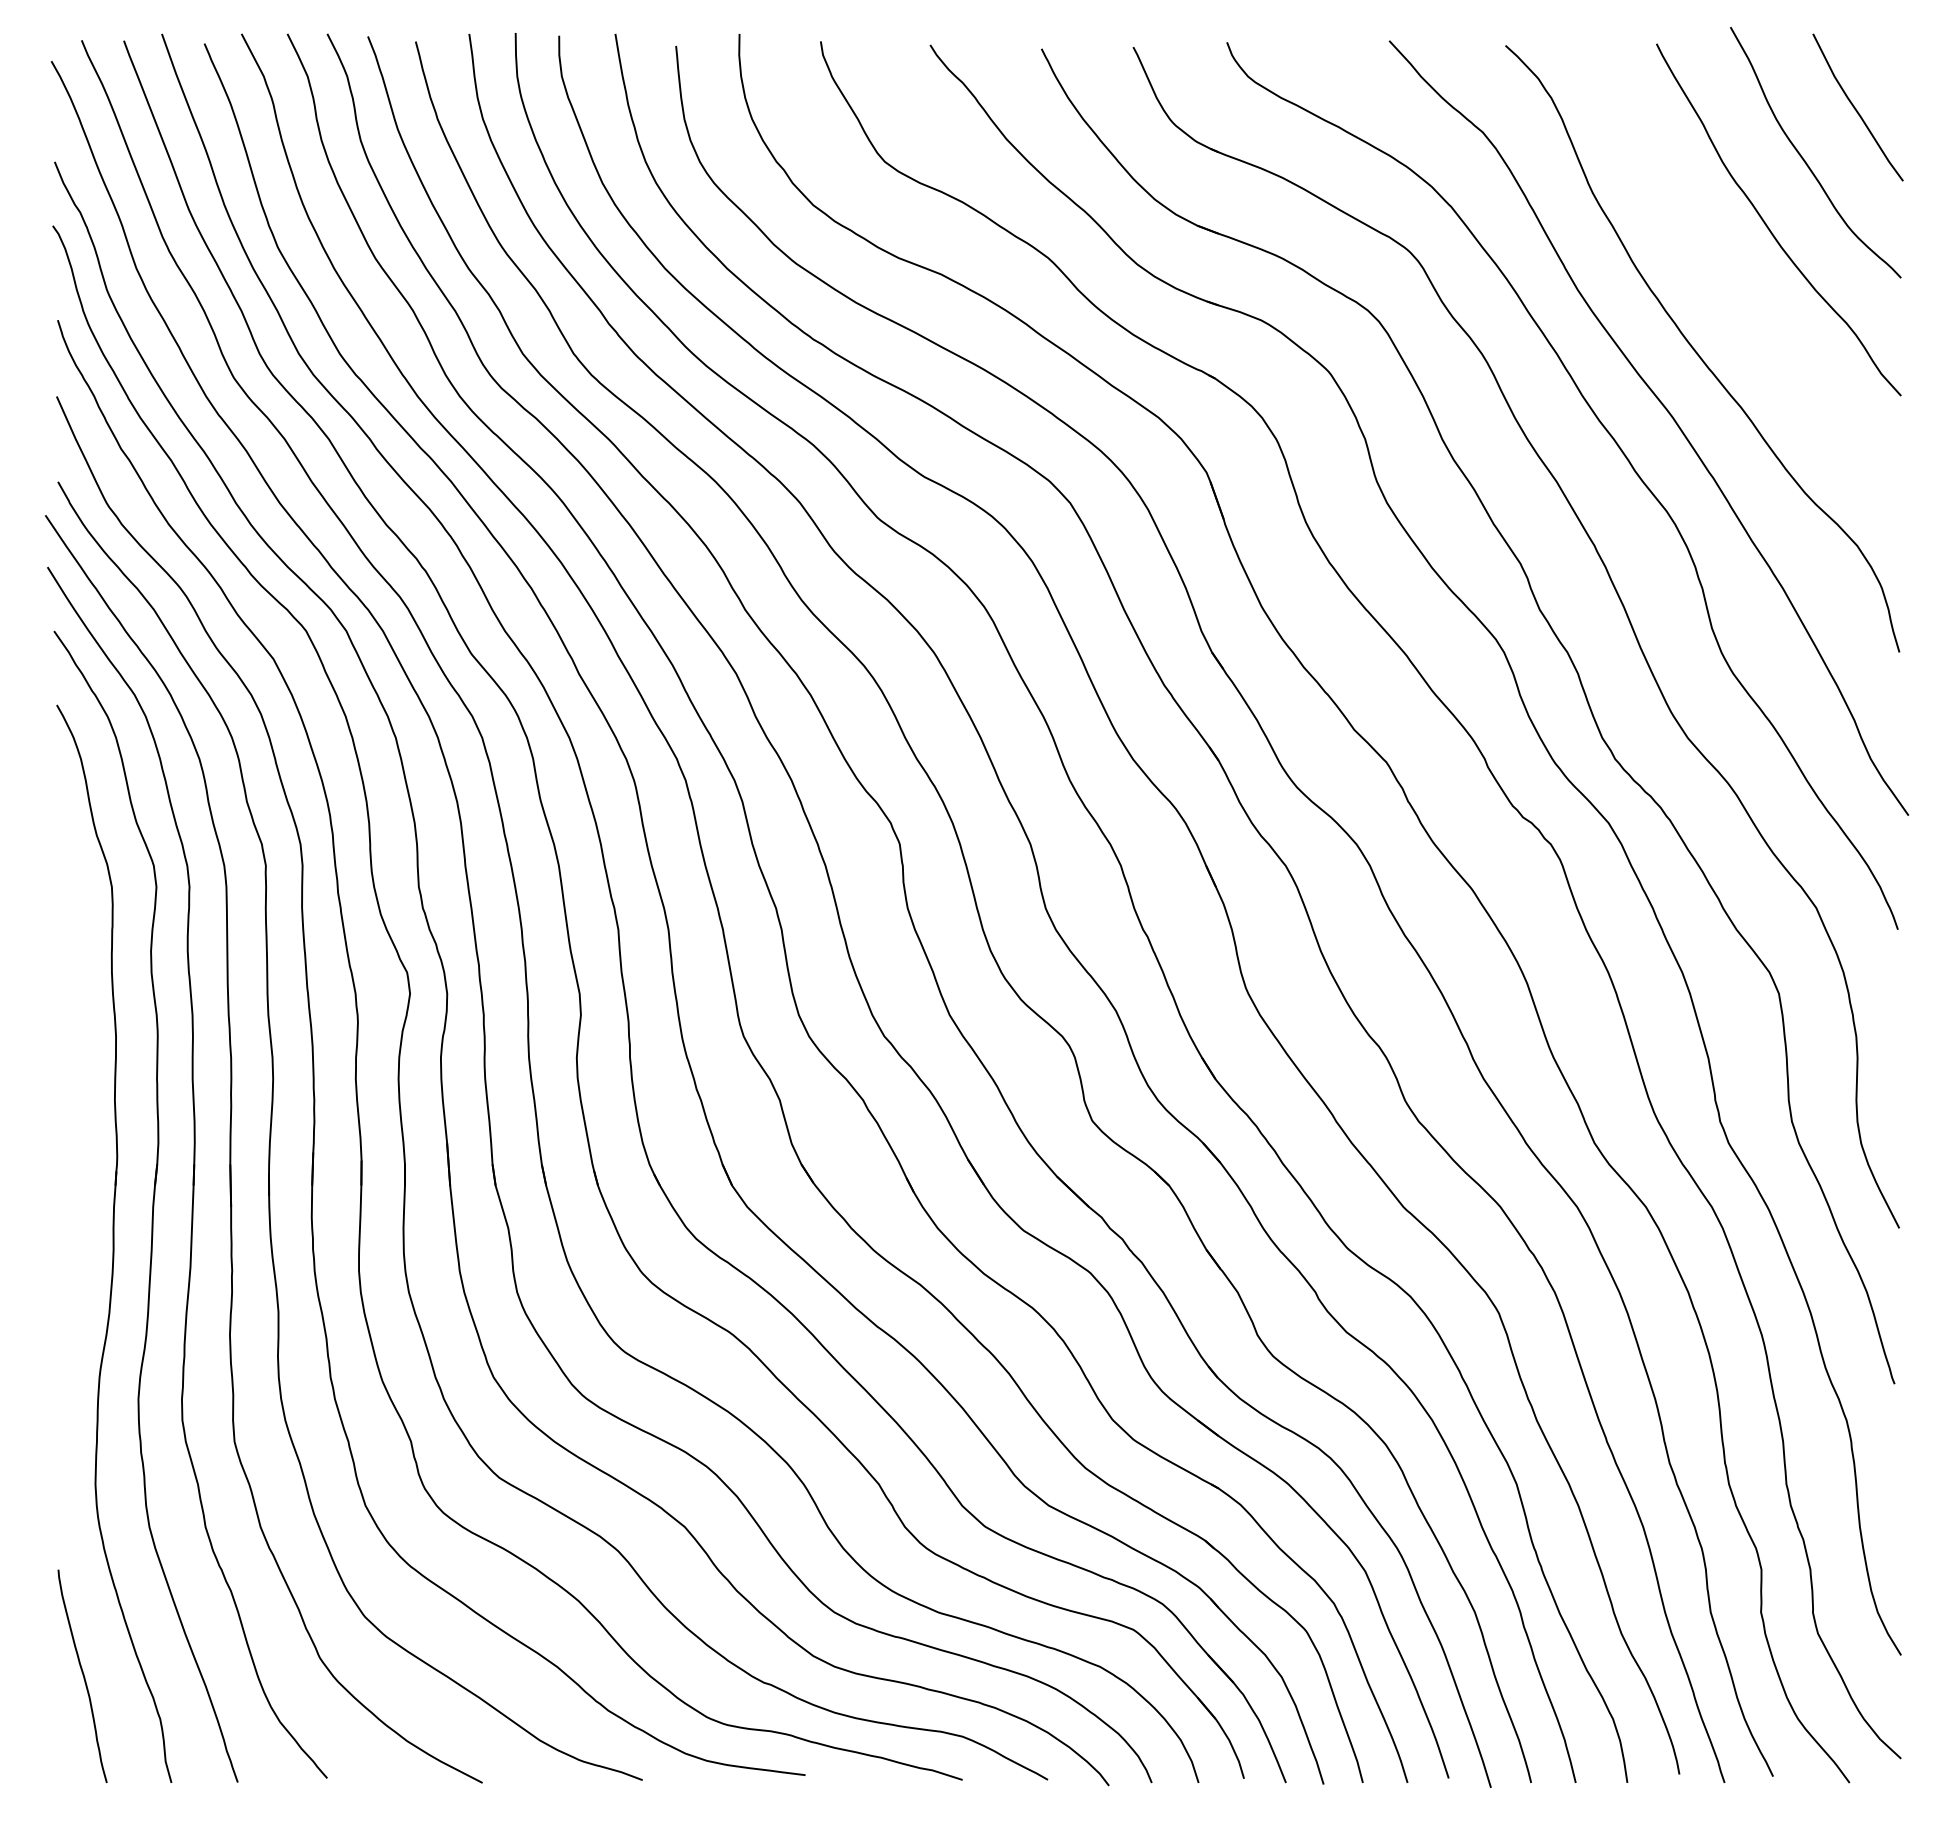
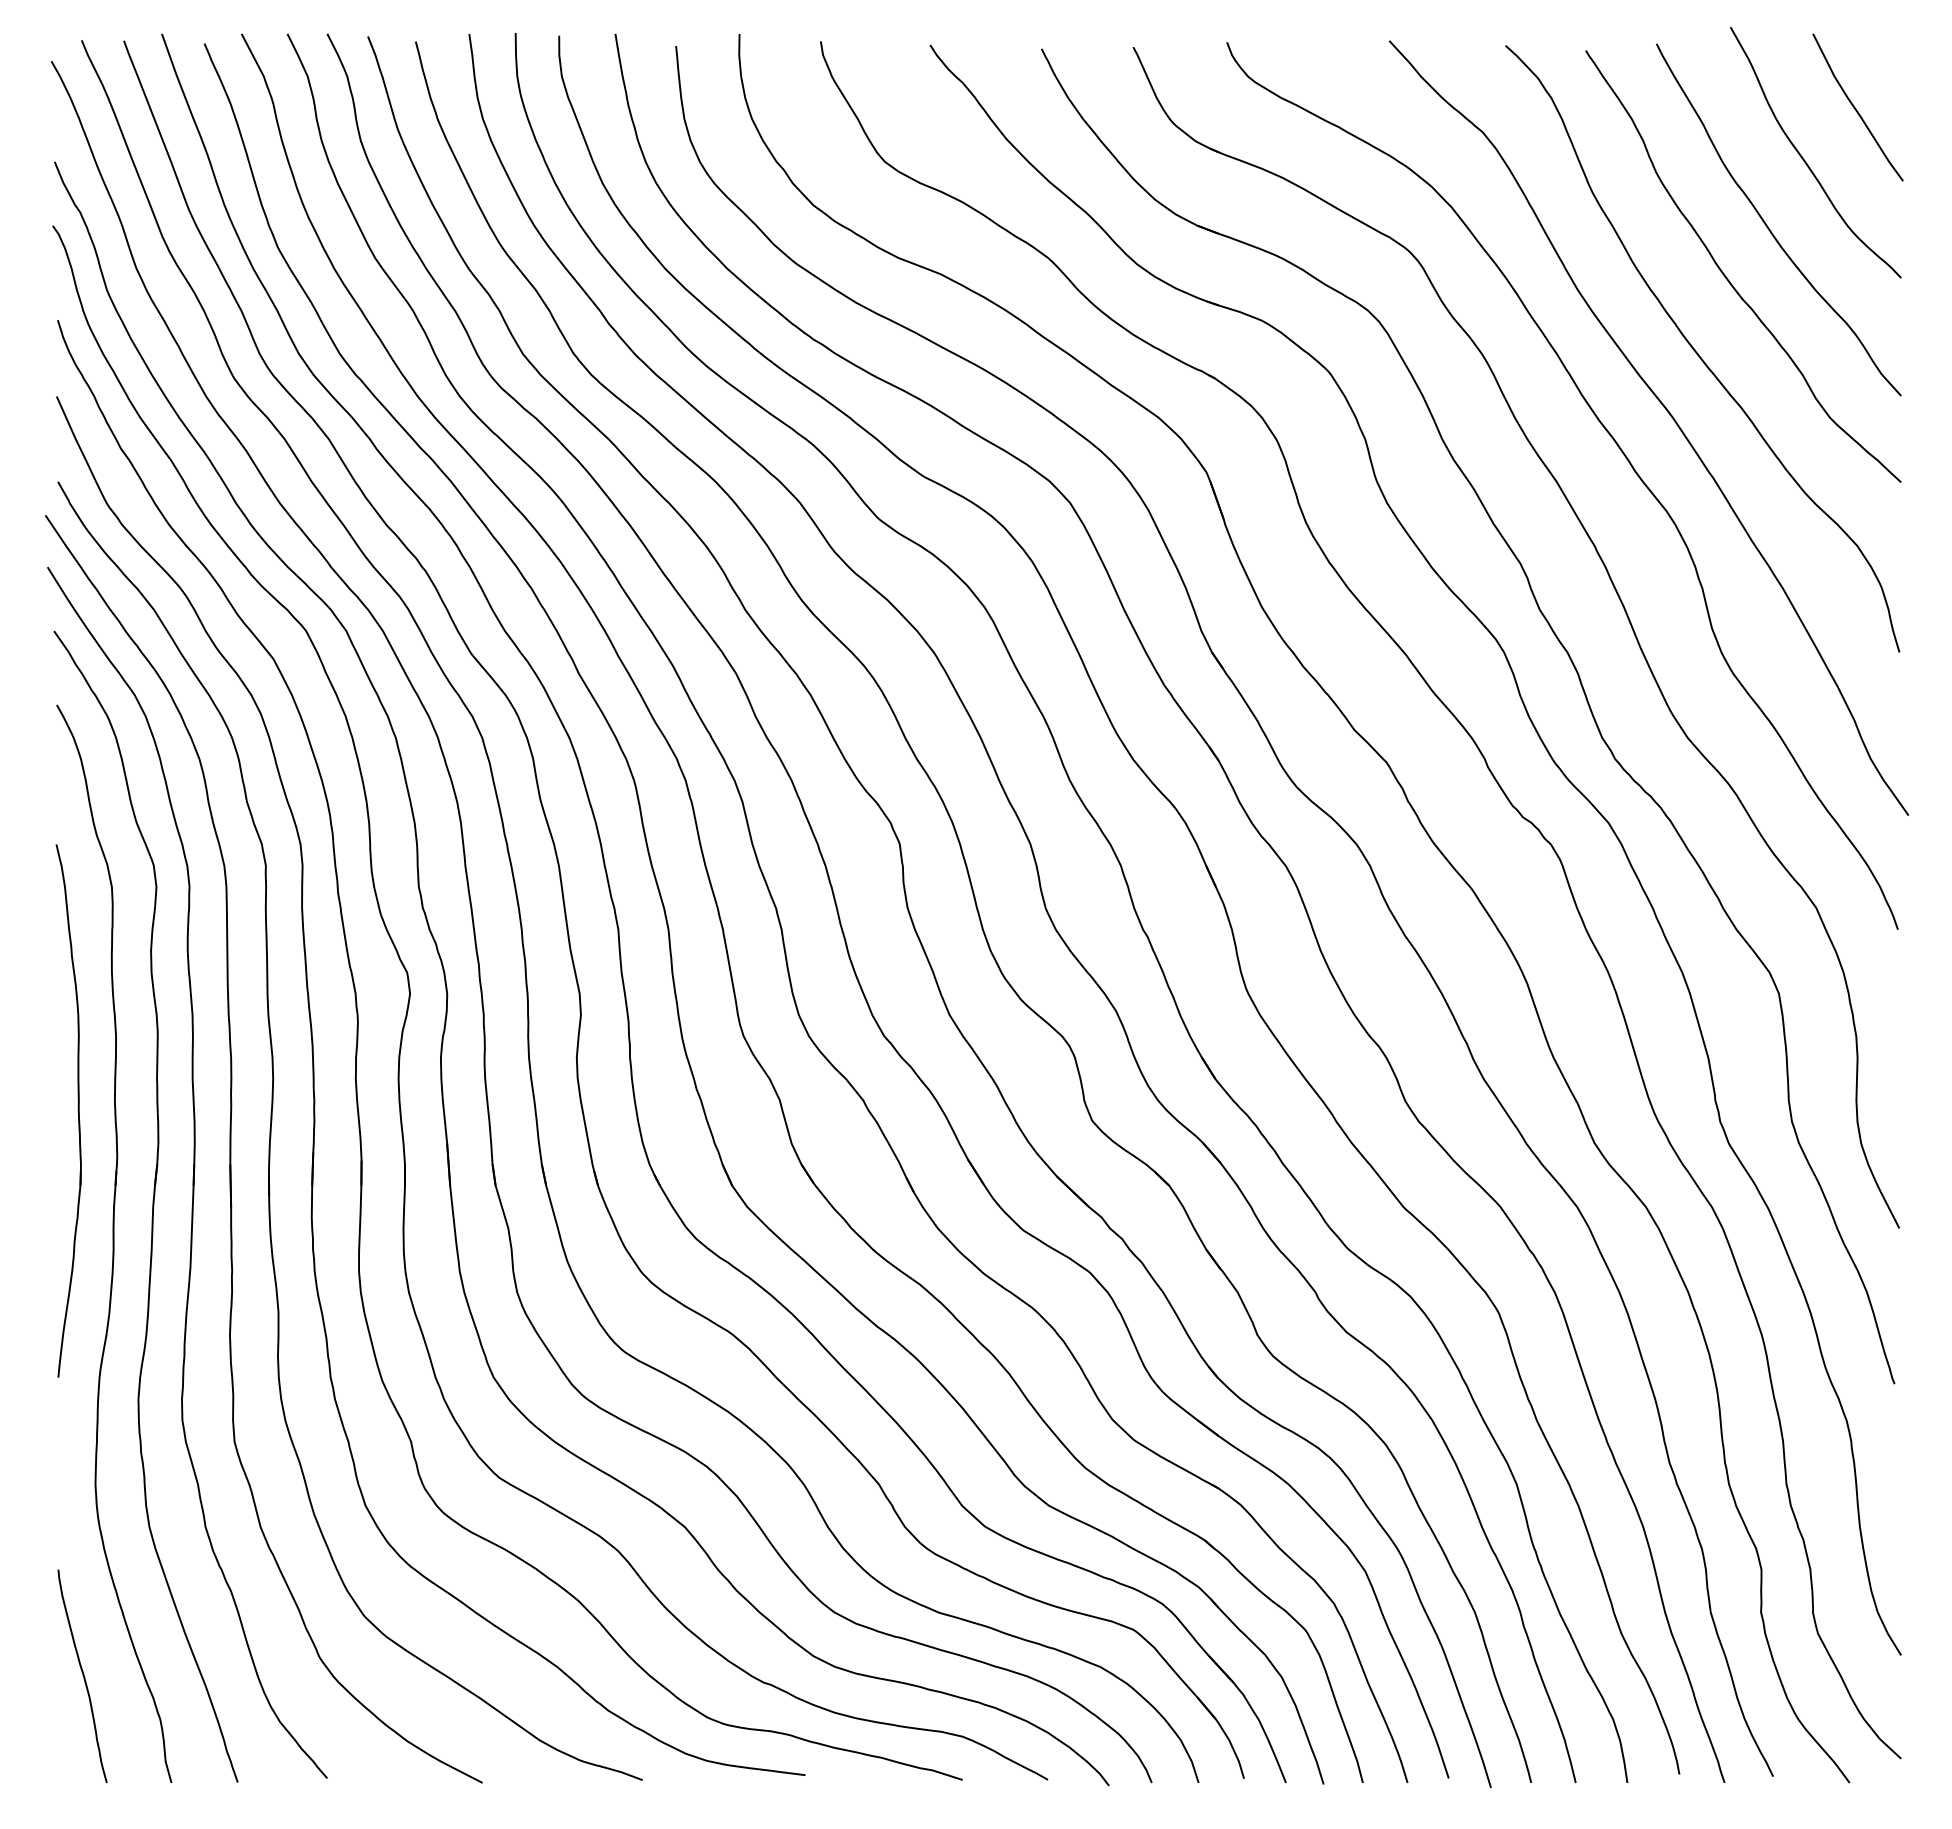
curve: none -> present (1727, 277)
part: none -> present (77, 1110)
